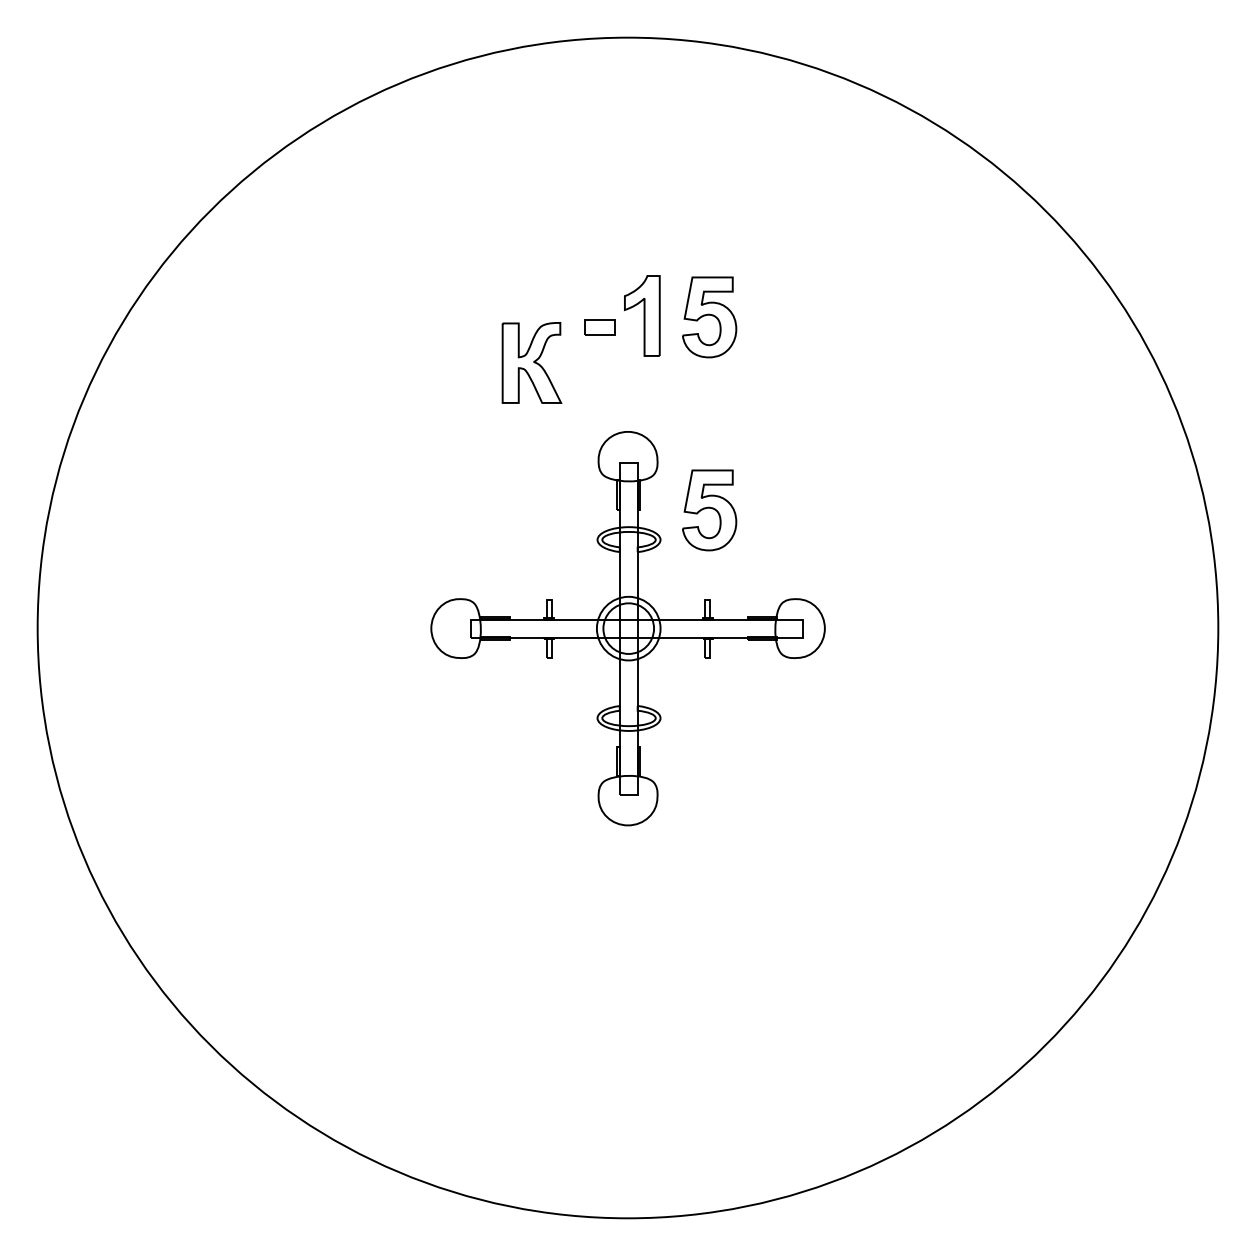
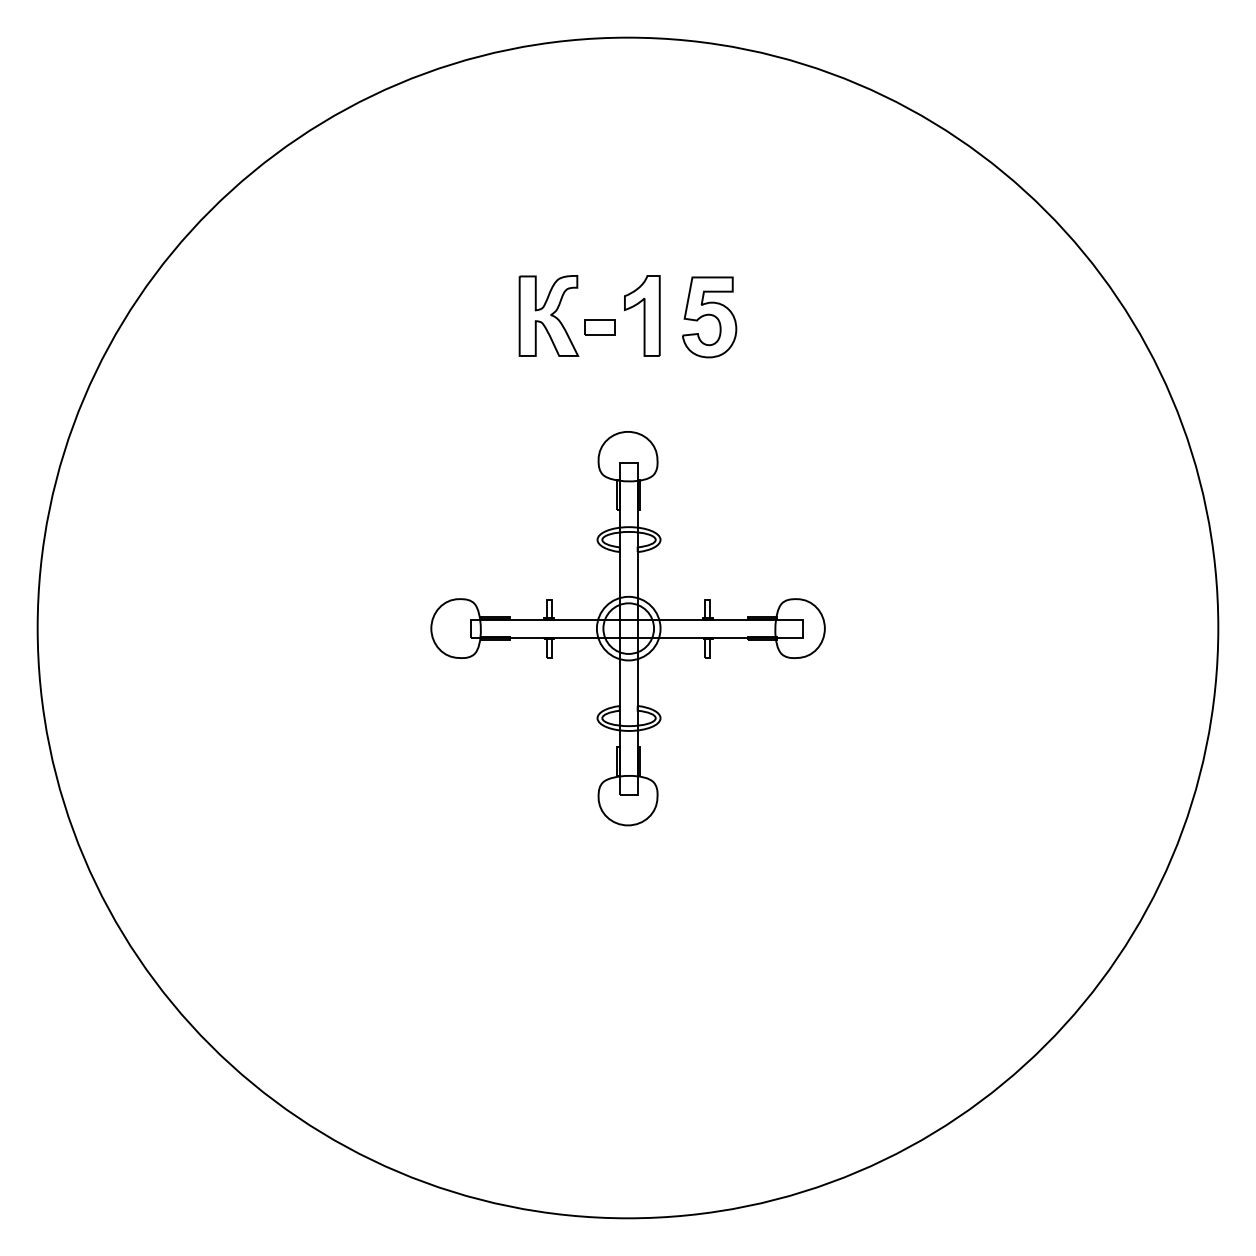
part position: (531, 362) -> (548, 315) (548, 315)
part: present -> none (709, 510)
